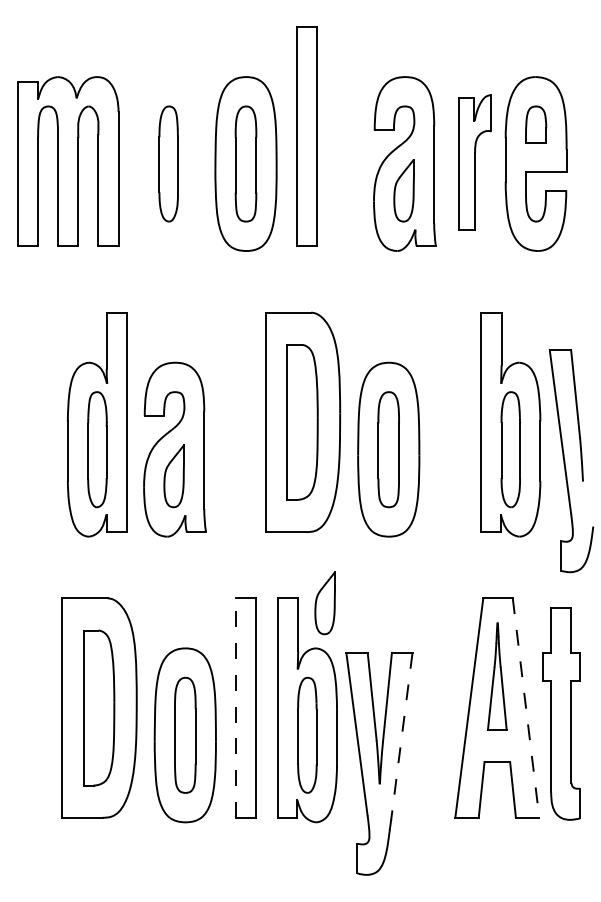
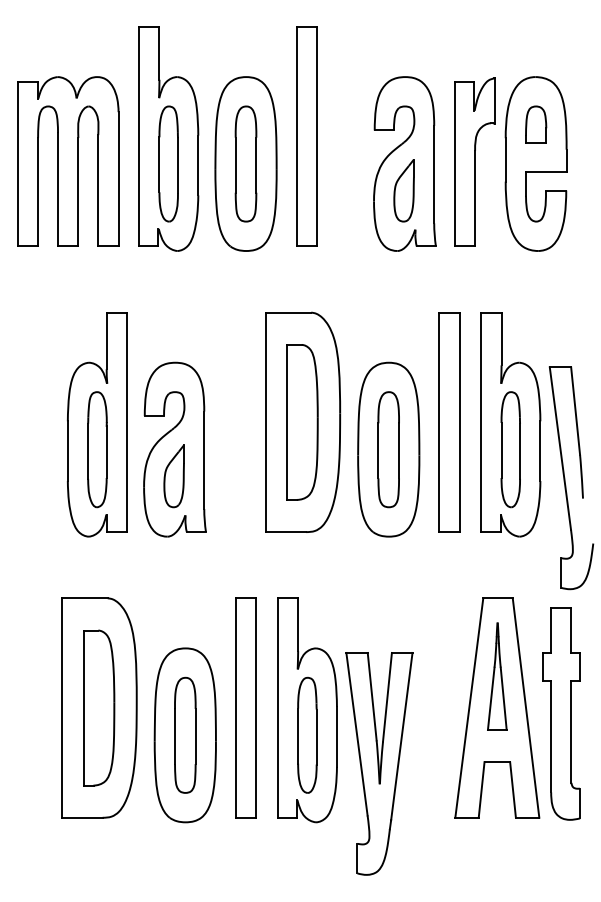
part: none -> present (168, 138)
part size: 34x137 px -> 42x170 px (474, 161)
part: none -> present (449, 422)
part position: (571, 461) -> (571, 478) (571, 478)
part: present -> none (324, 603)
line: dashed -> solid (235, 708)
line: dashed -> solid (526, 708)
line: dashed -> solid (401, 737)
